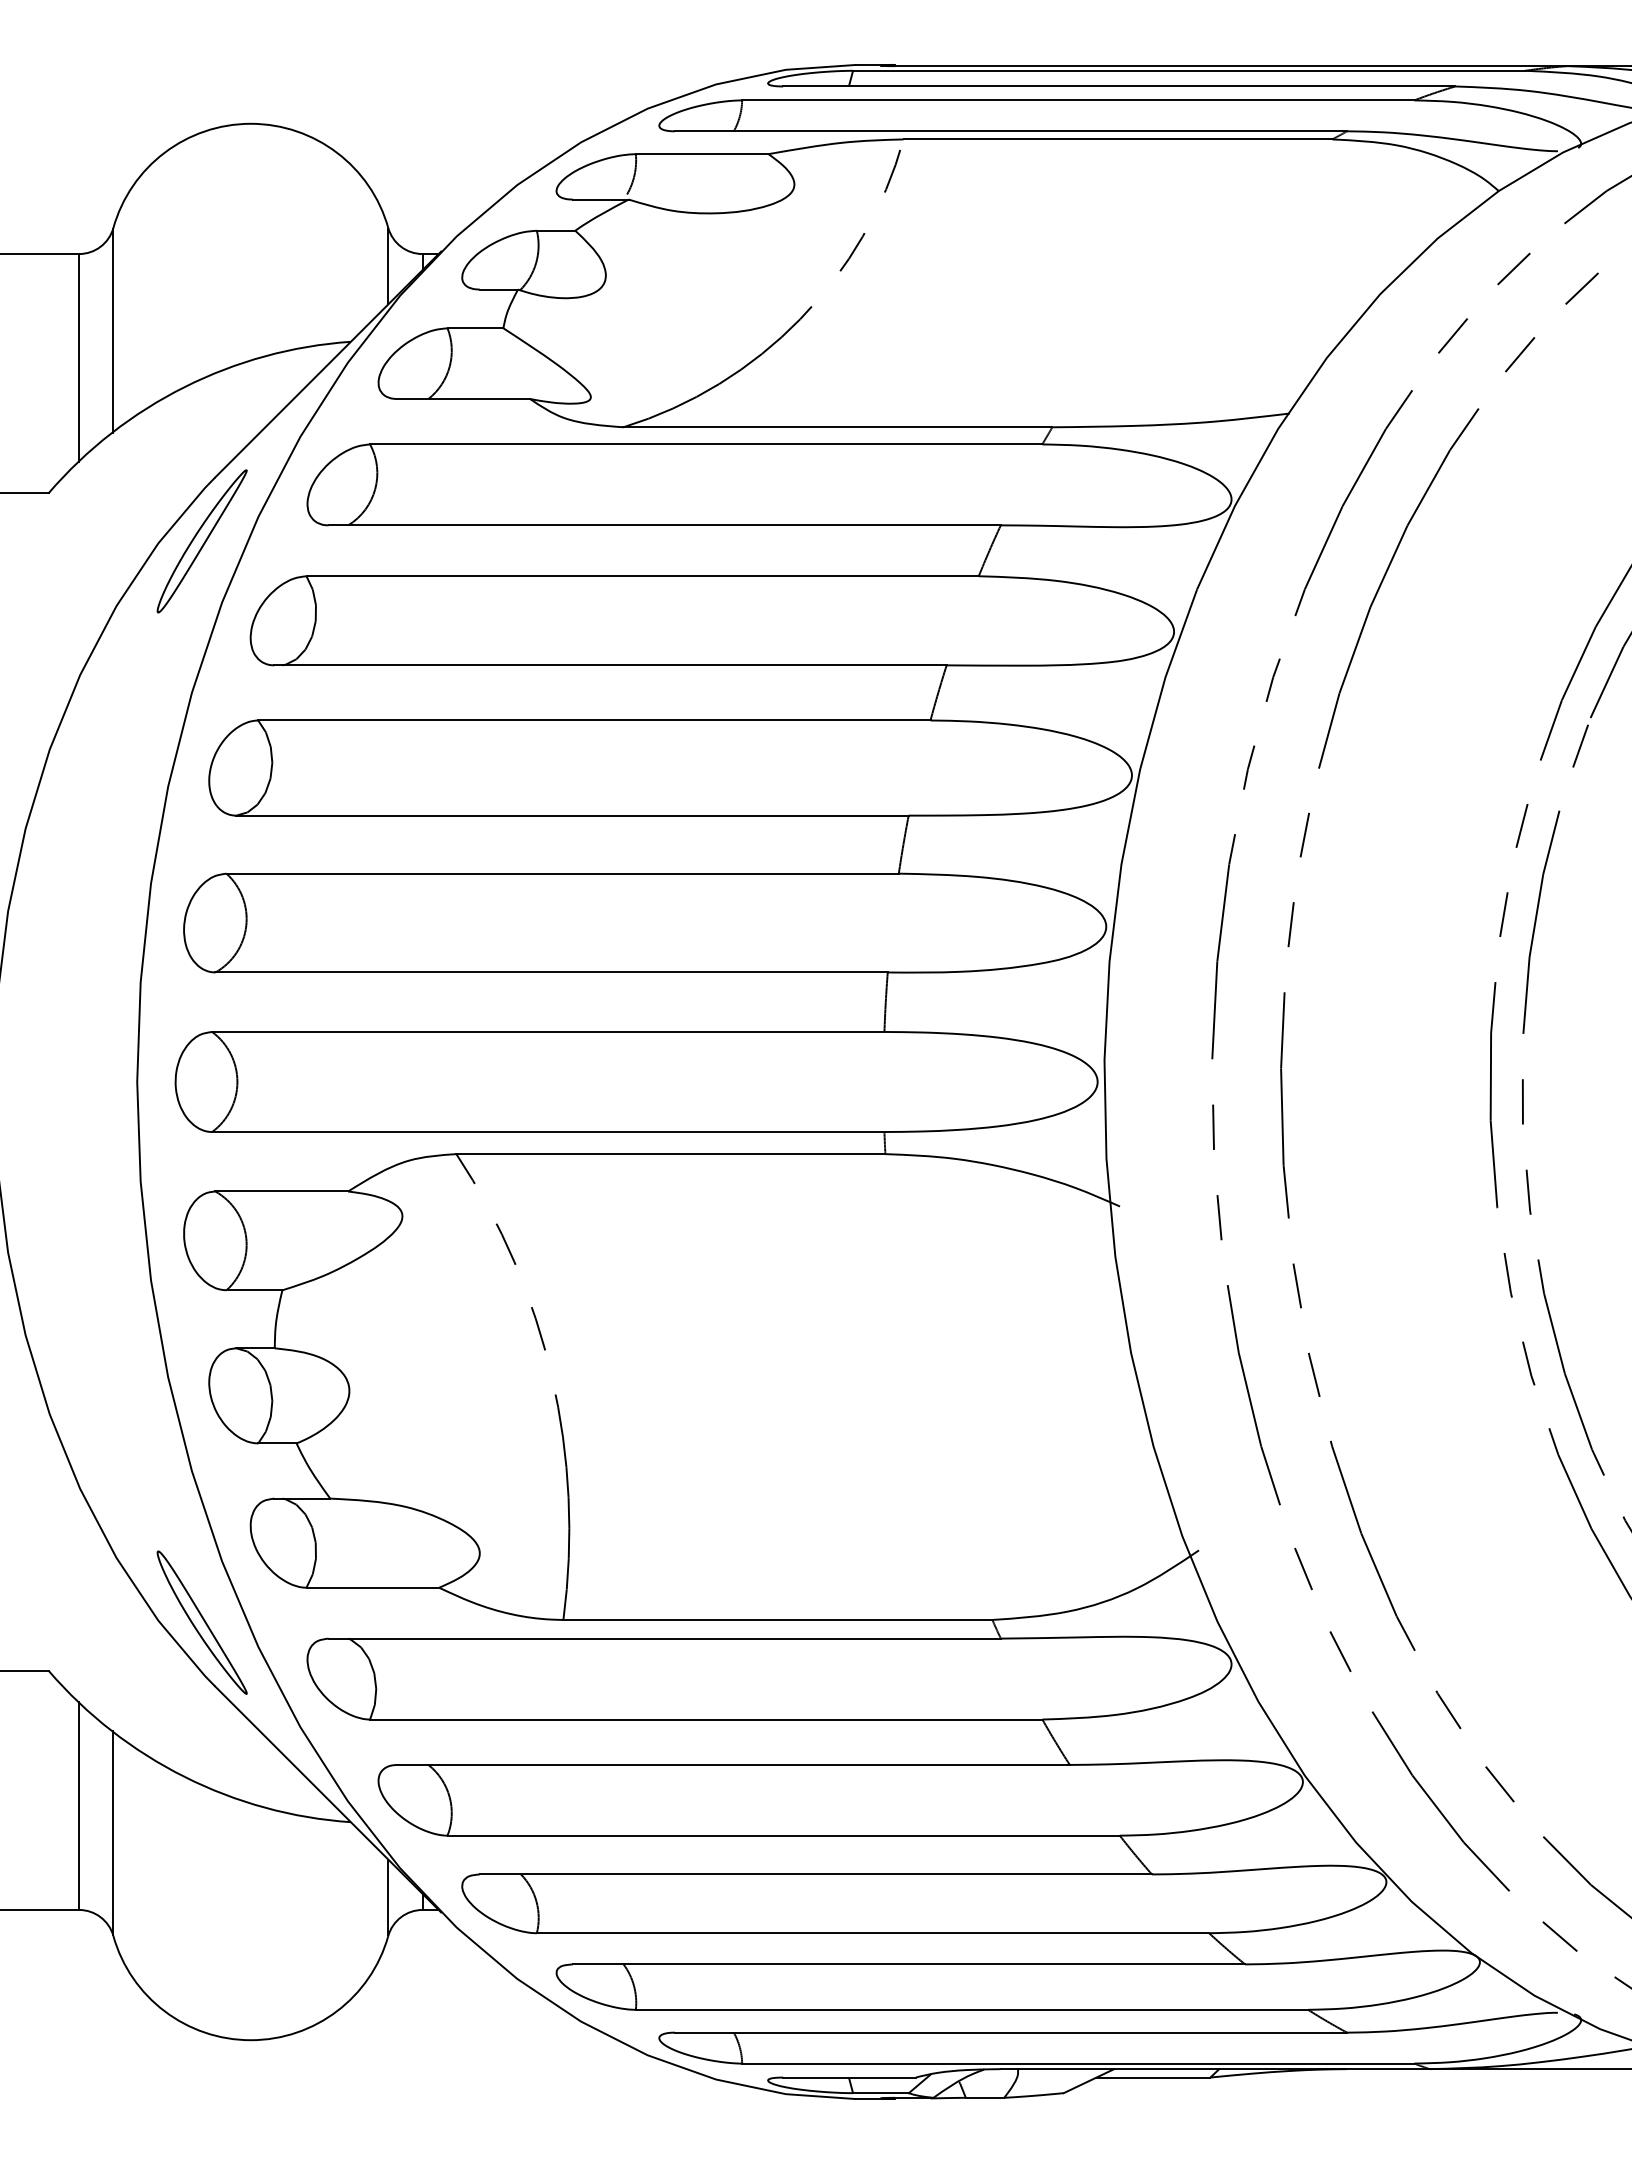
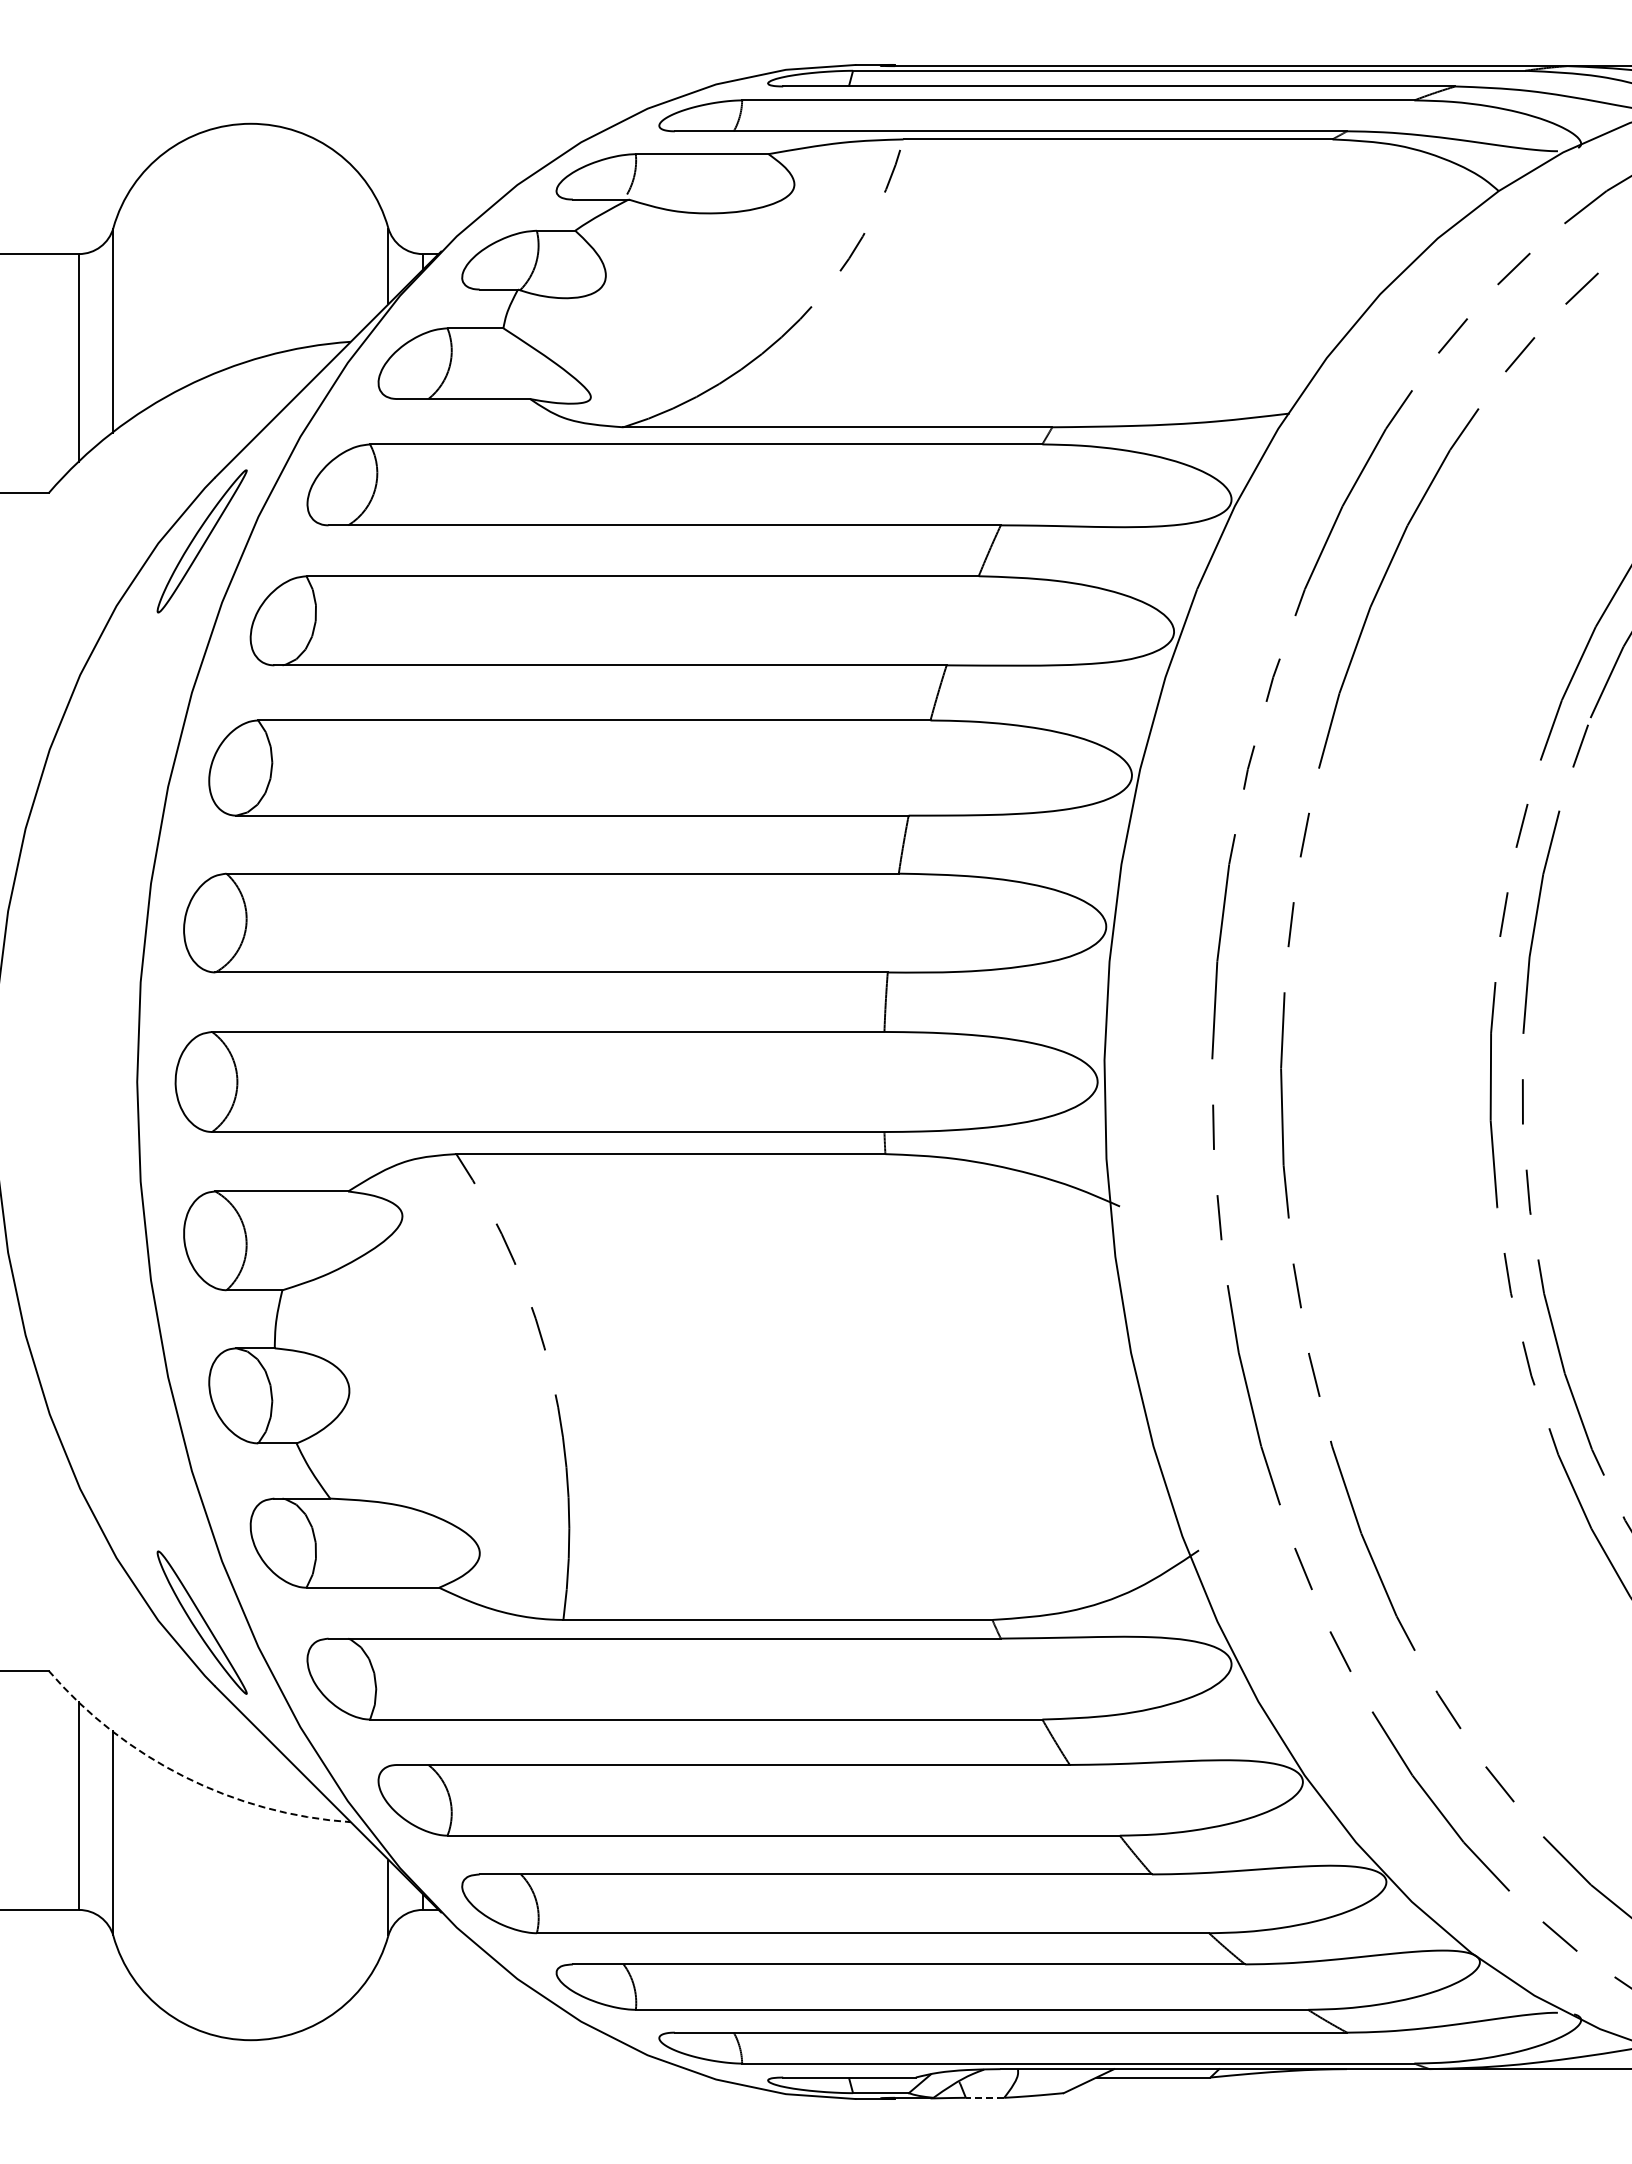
arc: solid -> dashed (184, 1776)
line: solid -> dashed (984, 2097)
